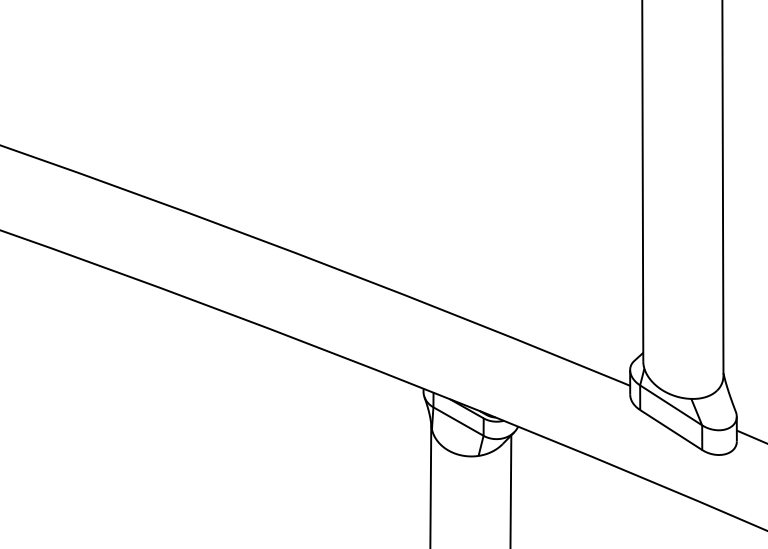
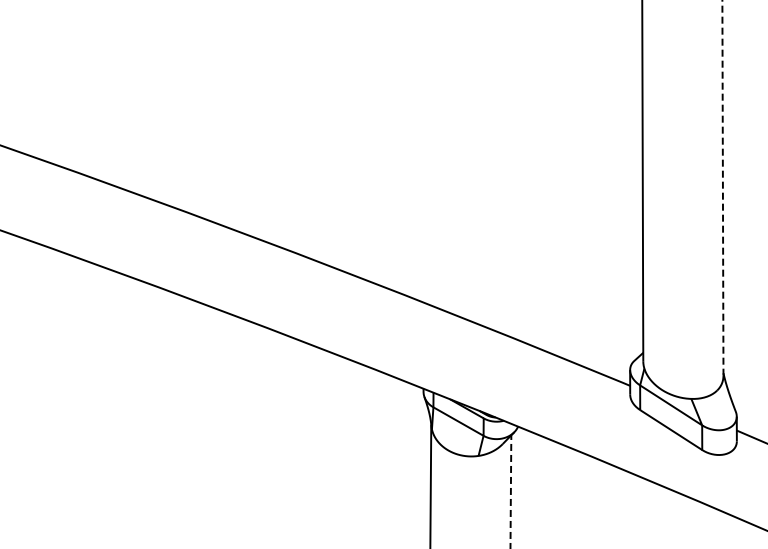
line: solid -> dashed (722, 187)
line: solid -> dashed (510, 491)
